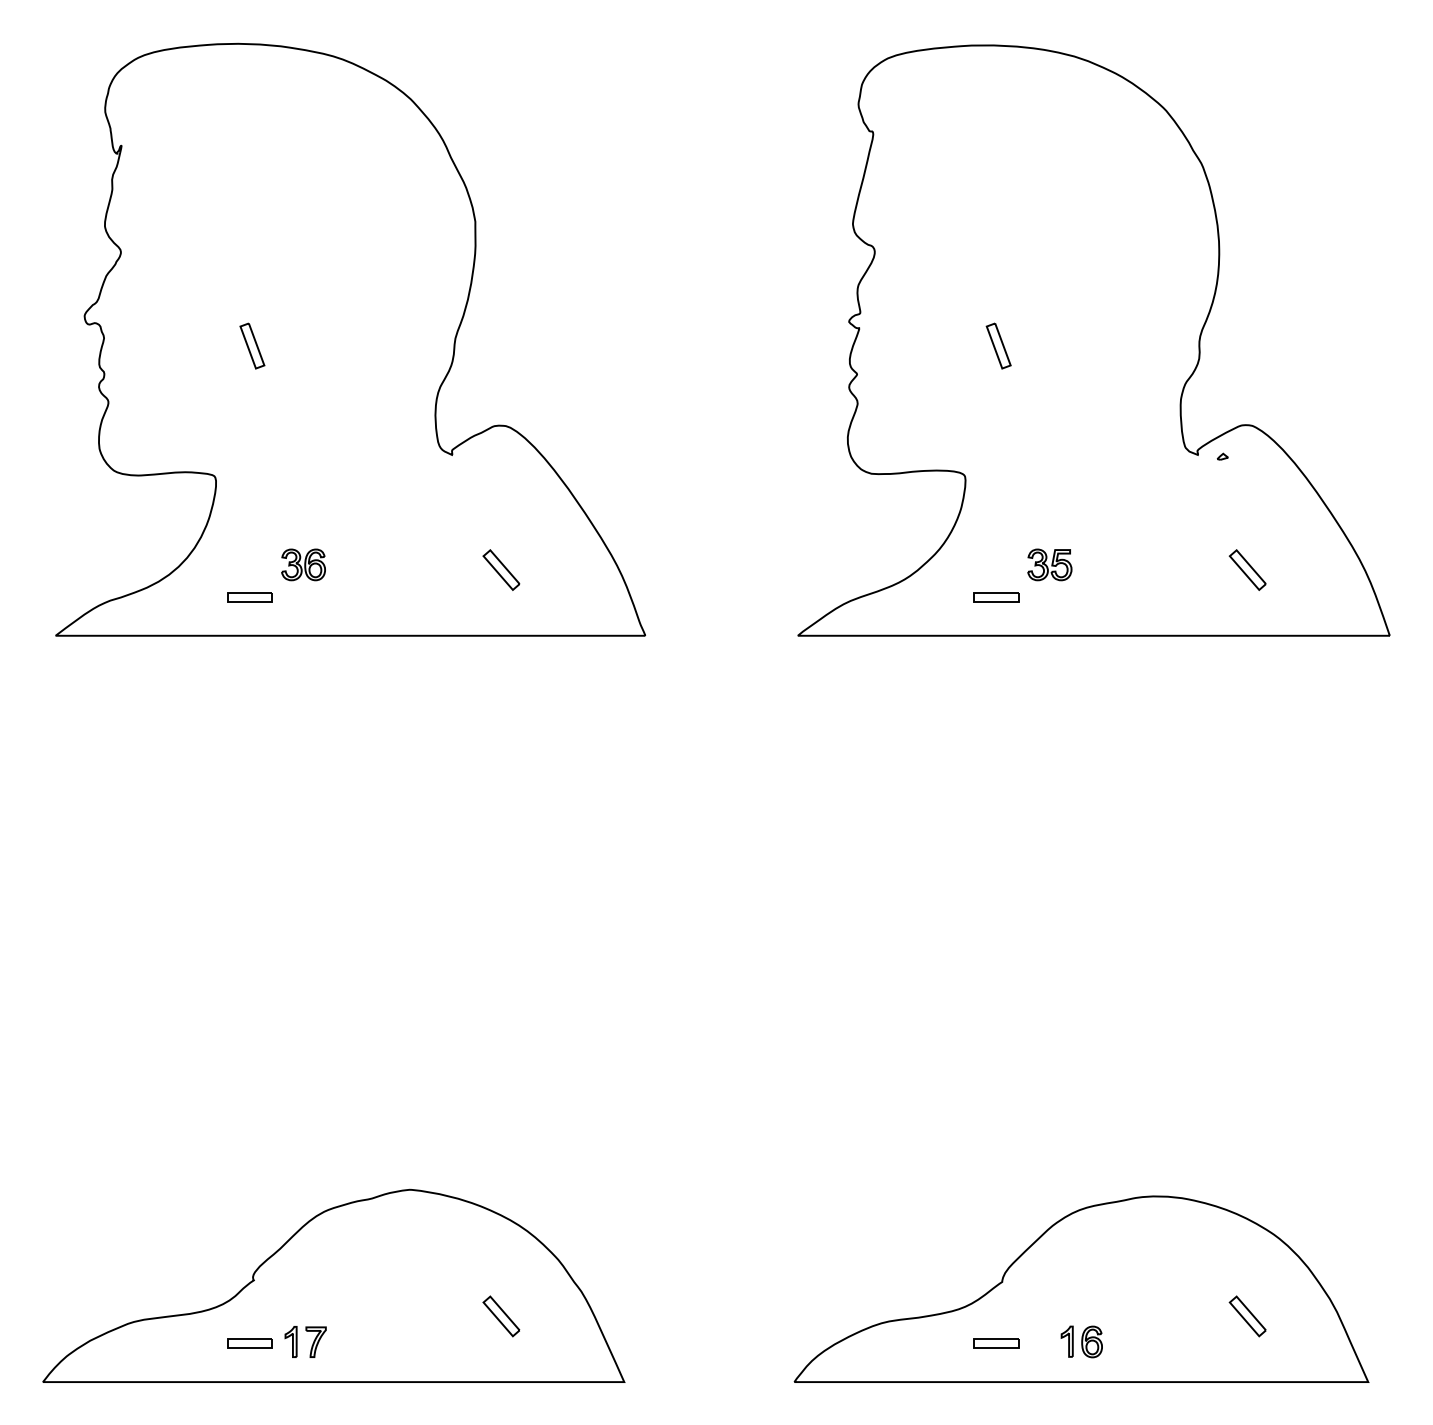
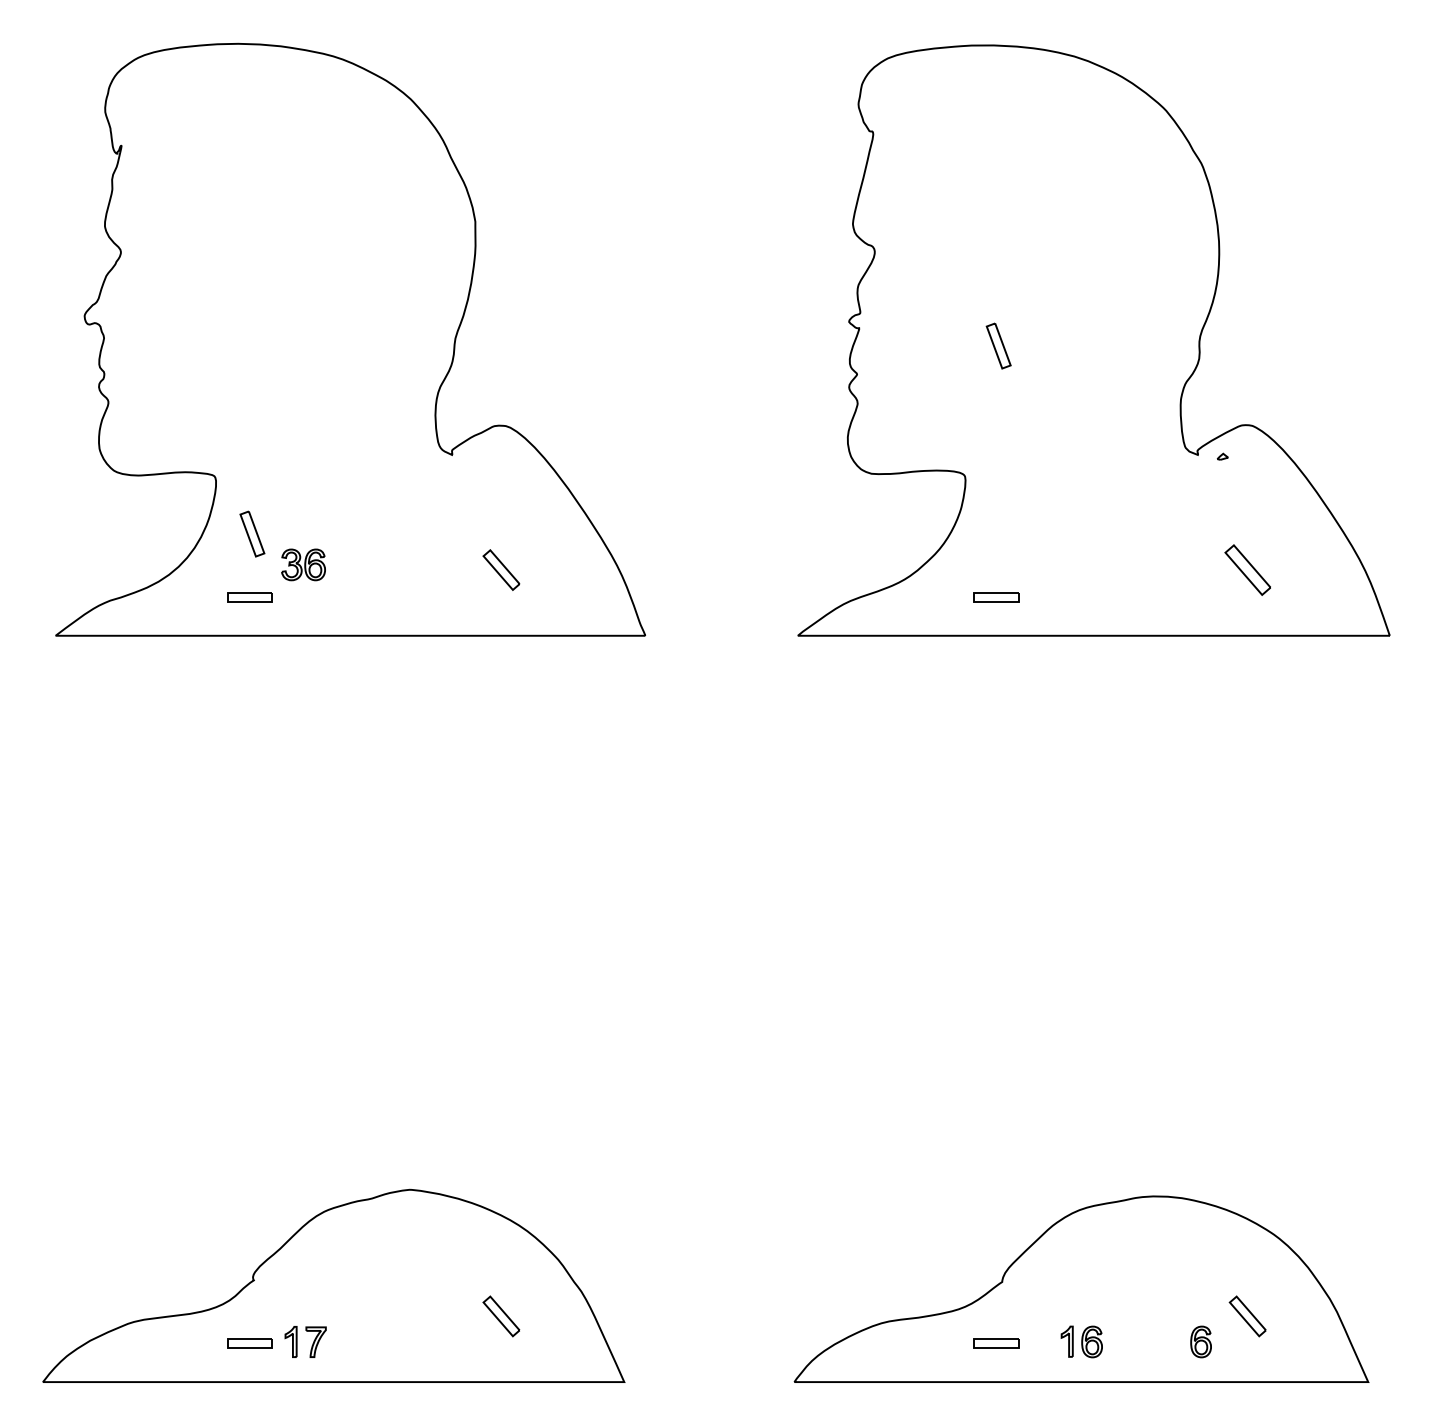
part position: (252, 345) -> (252, 533) (252, 533)
part: present -> none (1049, 564)
part size: 39x42 px -> 47x52 px (1247, 569)
part: none -> present (1200, 1341)
